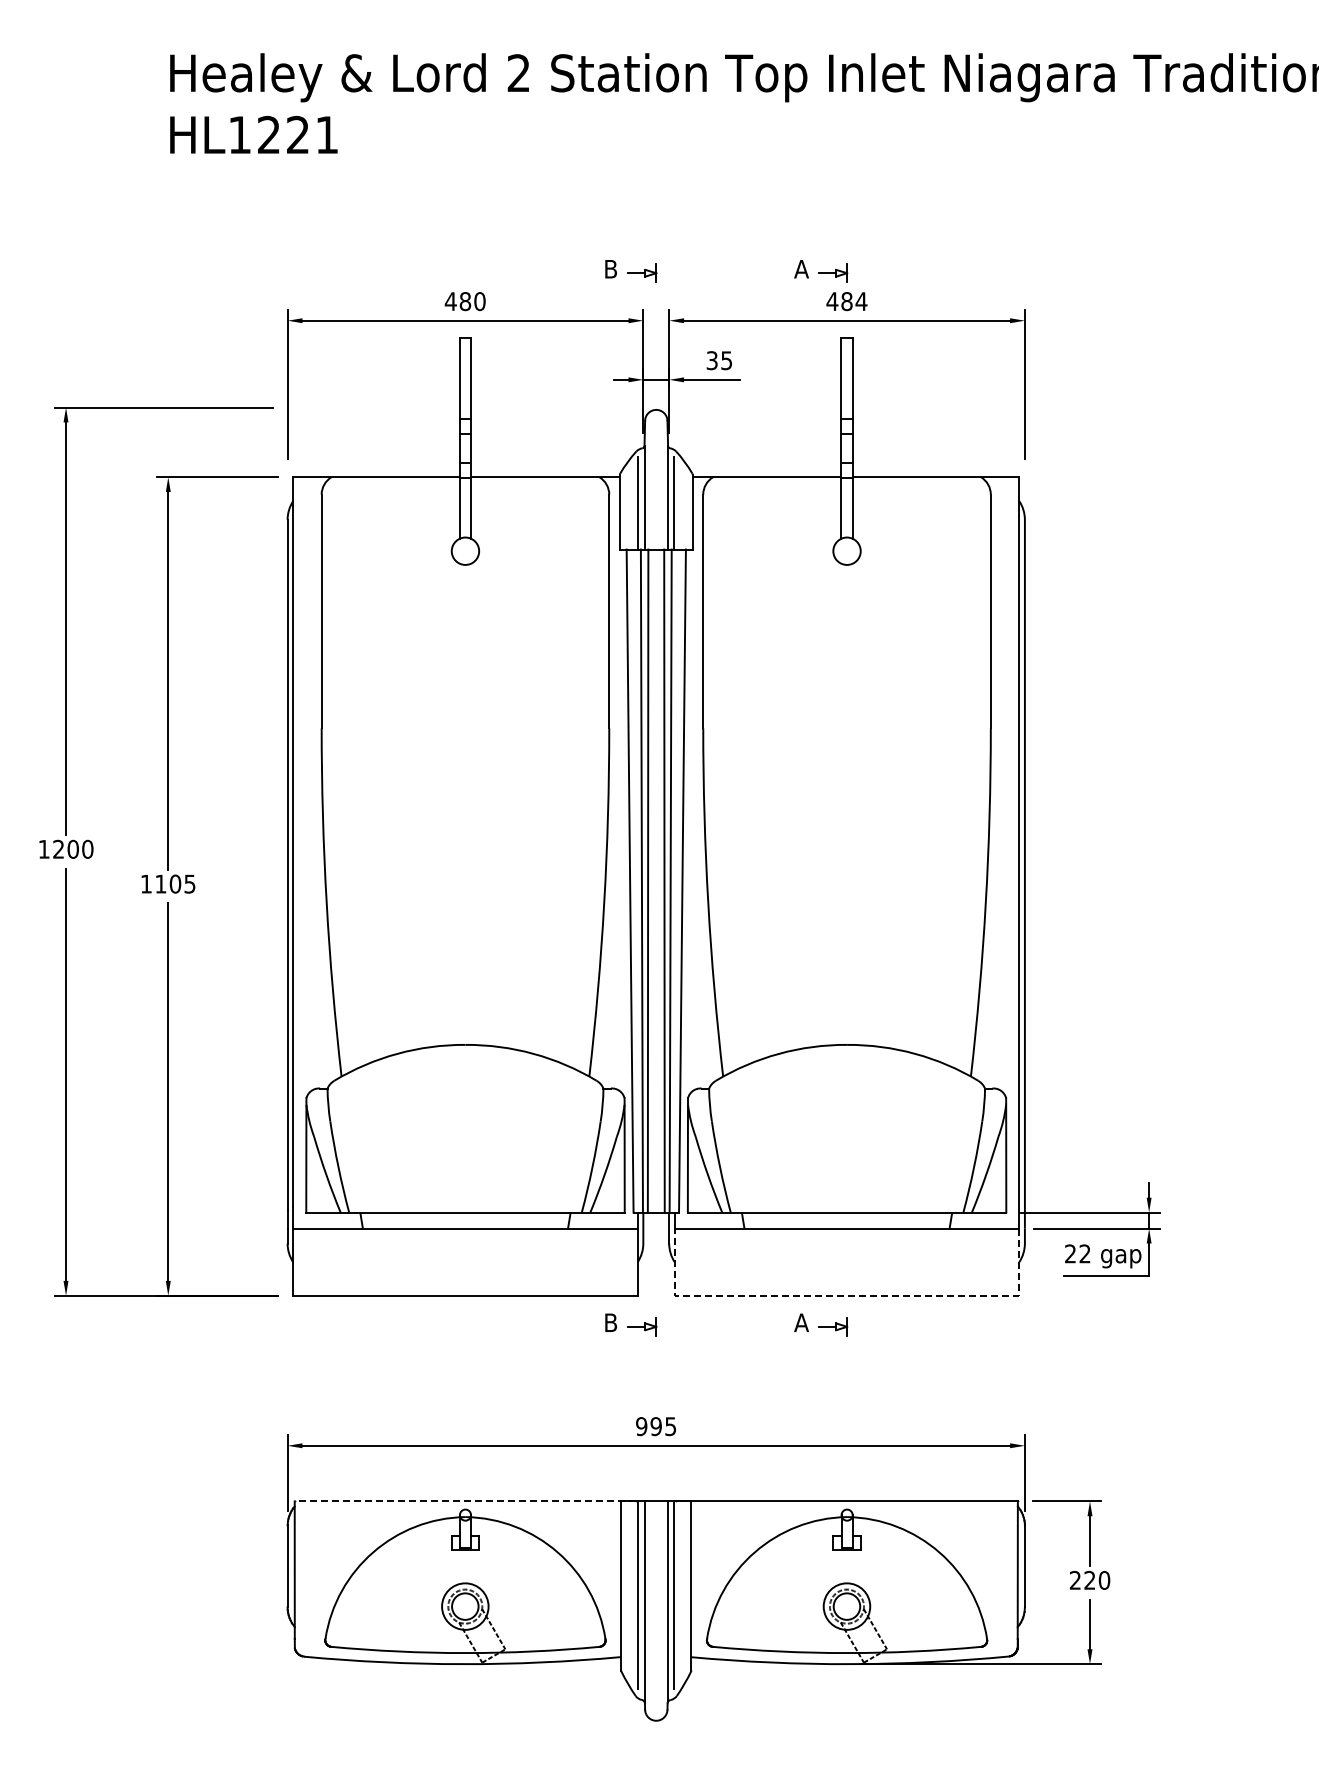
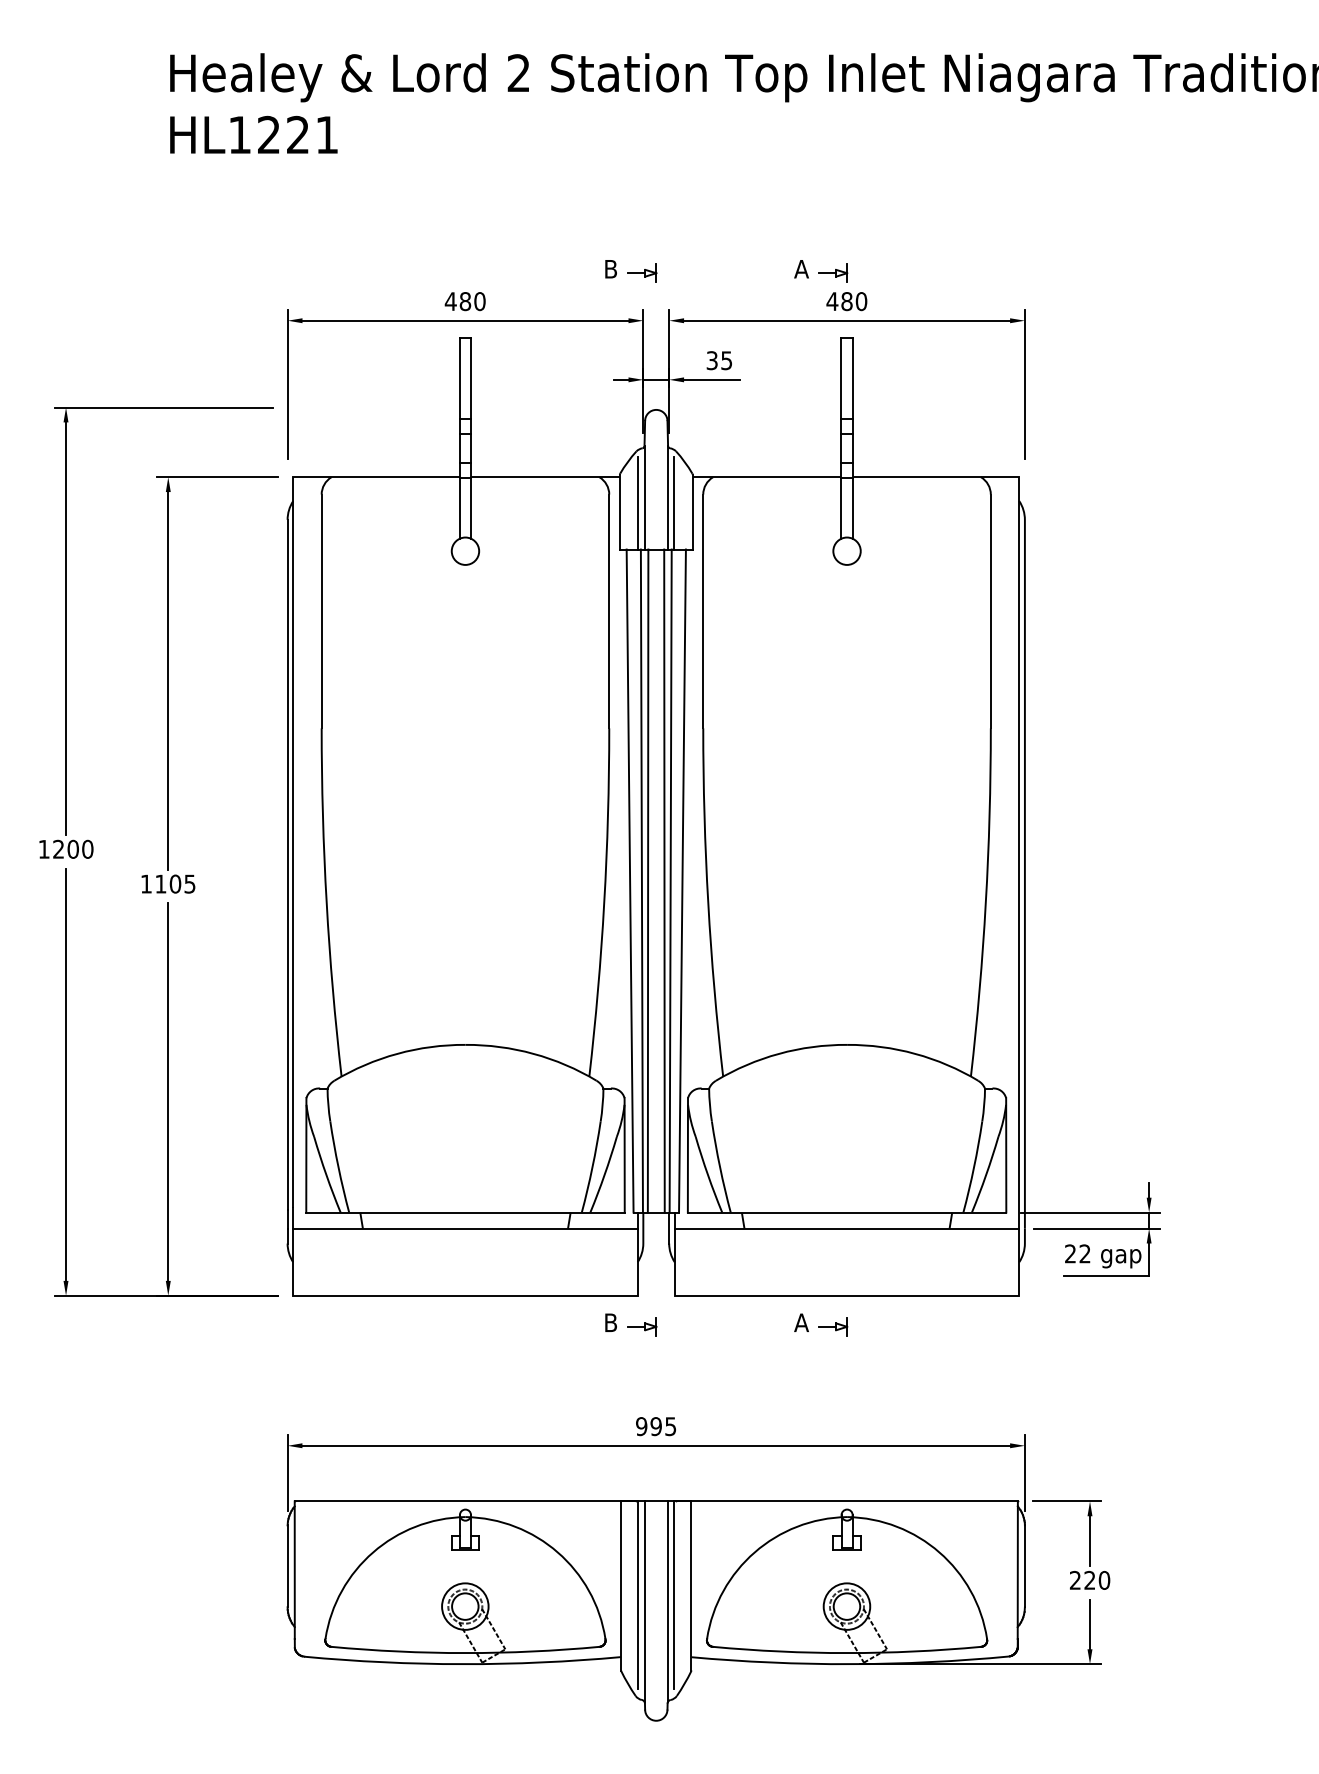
text: 484 -> 480 (861, 301)
line: dashed -> solid (846, 1295)
line: dashed -> solid (465, 1501)
